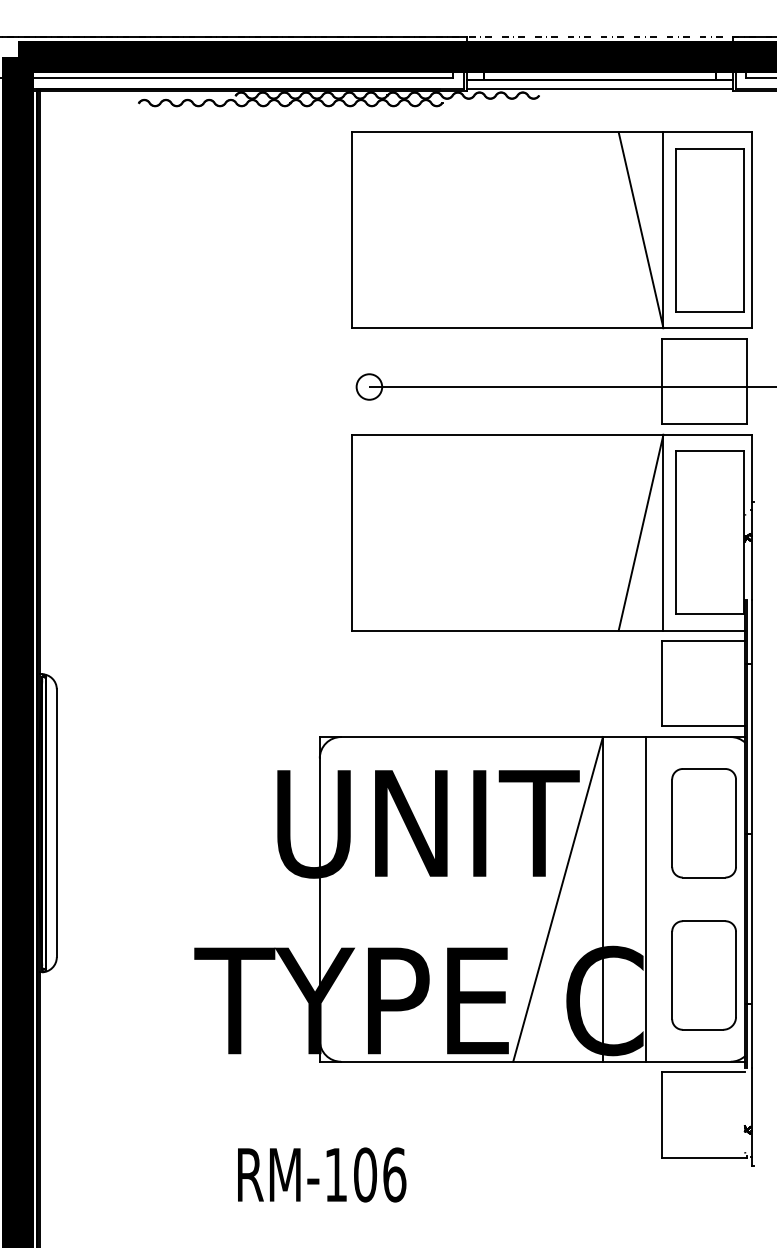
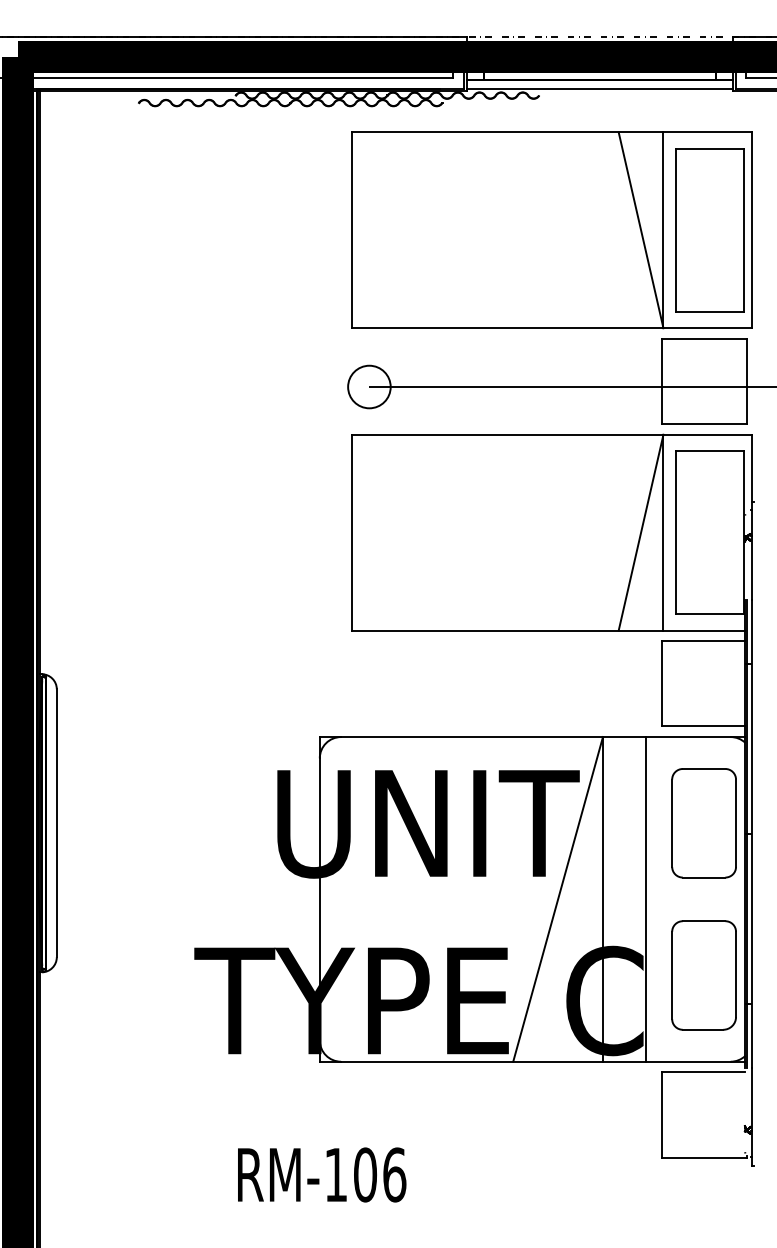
circle diameter: 26 px -> 43 px (369, 386)
